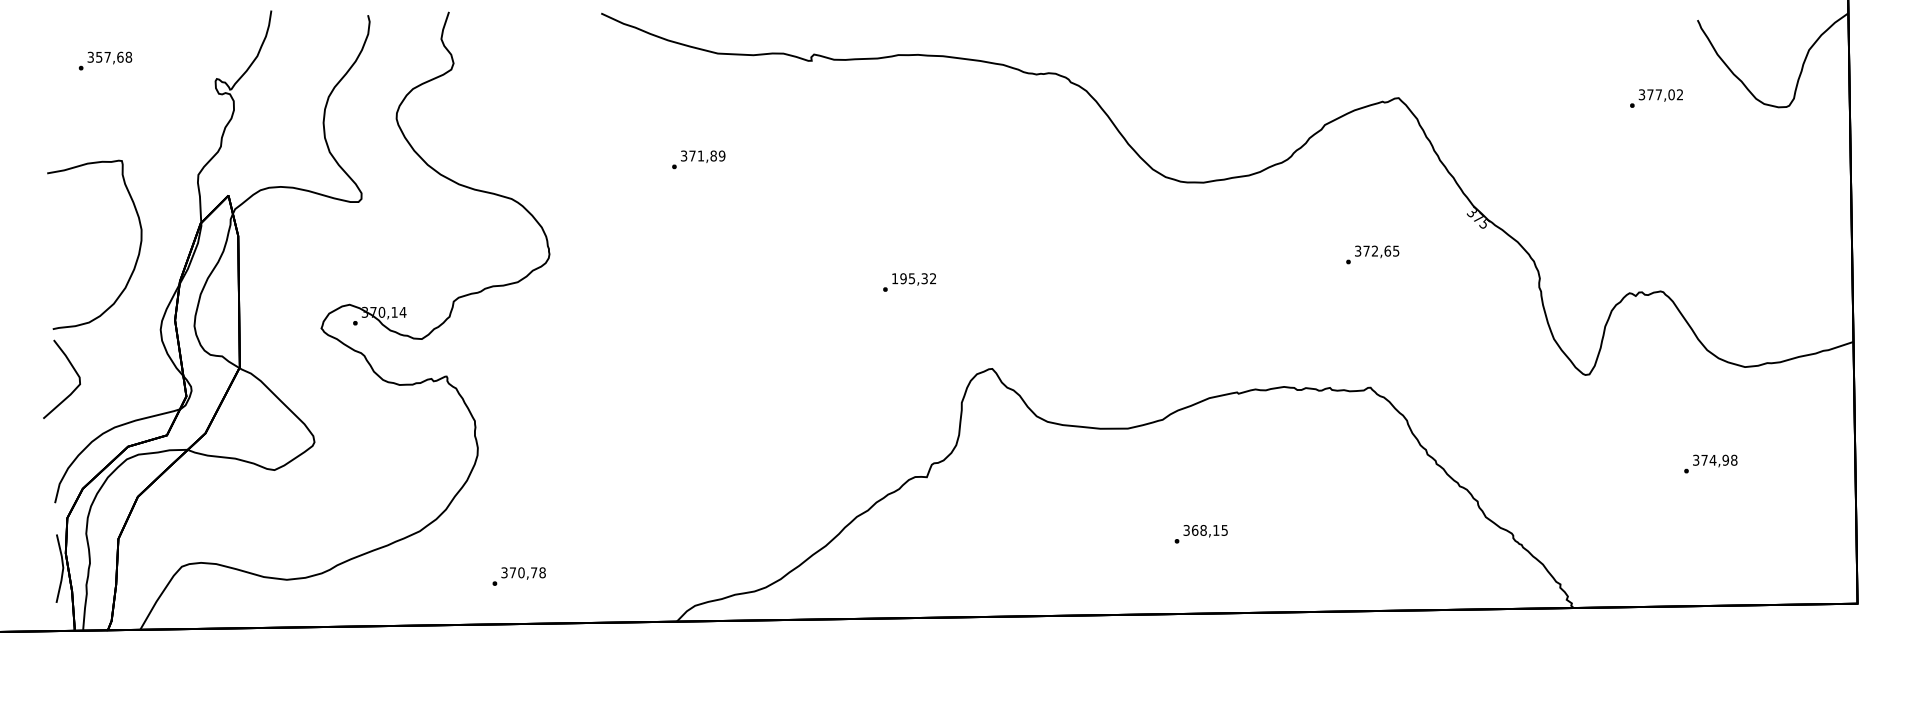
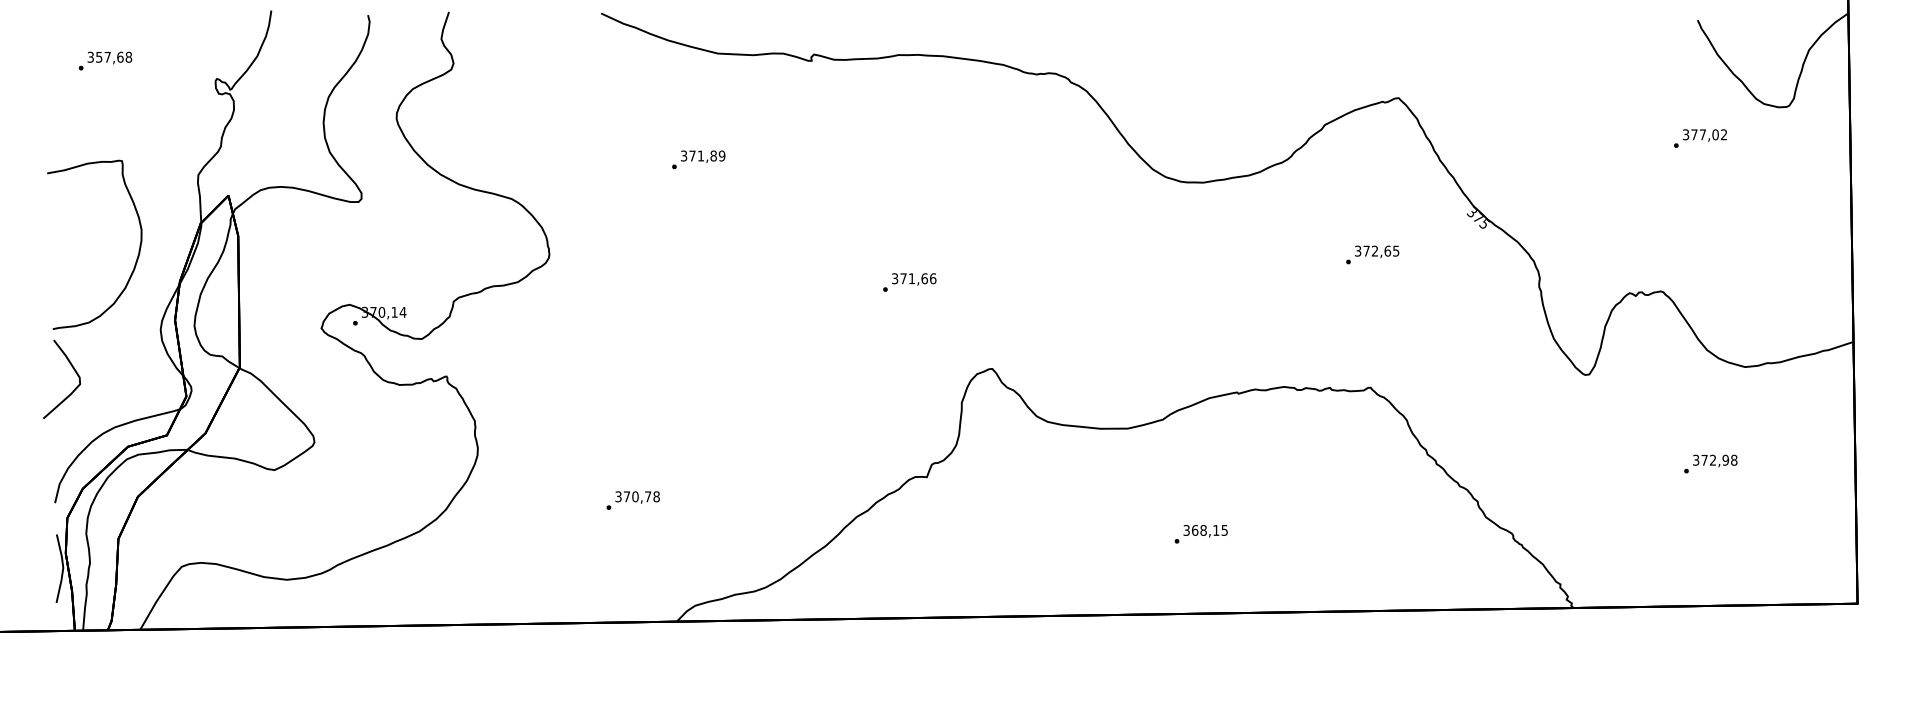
text position: (1656, 98) -> (1700, 138) (1700, 138)
text: 195,32 -> 371,66 (914, 278)
text: 374,98 -> 372,98 (1712, 459)
text position: (518, 576) -> (632, 500) (632, 500)
